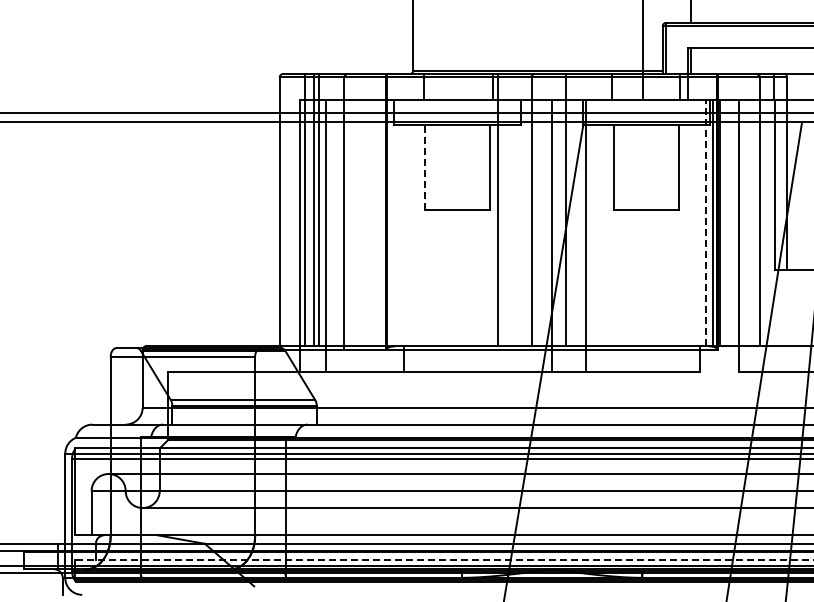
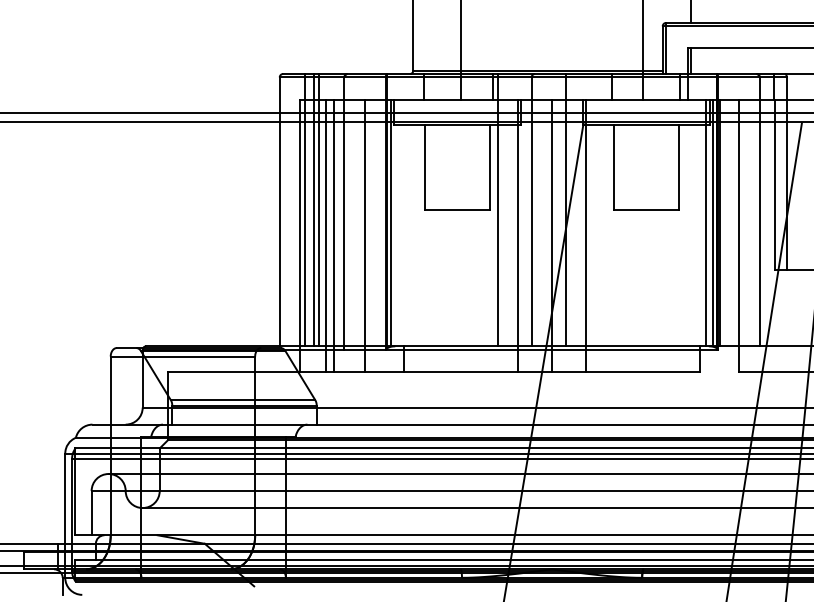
line: none -> present (461, 50)
line: dashed -> solid (425, 167)
line: none -> present (391, 222)
line: dashed -> solid (705, 222)
line: none -> present (334, 235)
line: none -> present (364, 235)
line: none -> present (518, 235)
line: dashed -> solid (444, 559)
